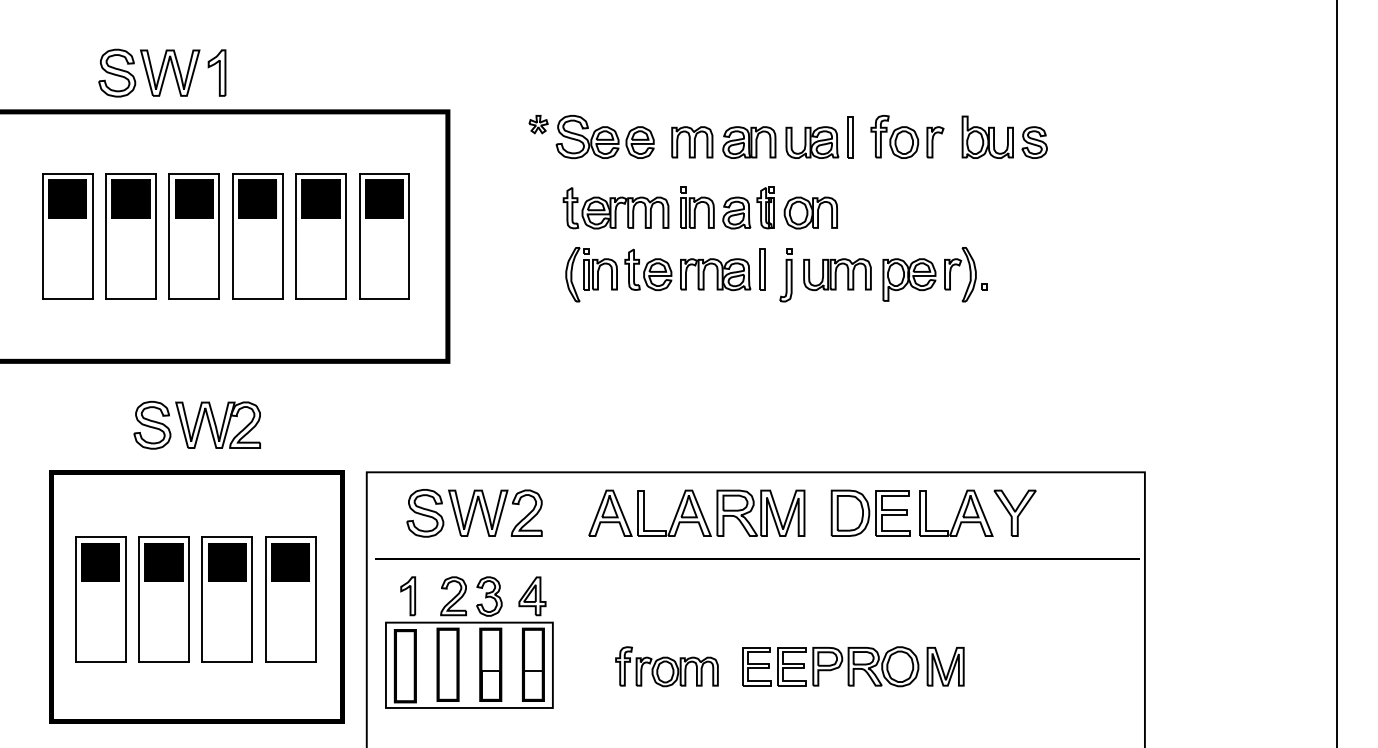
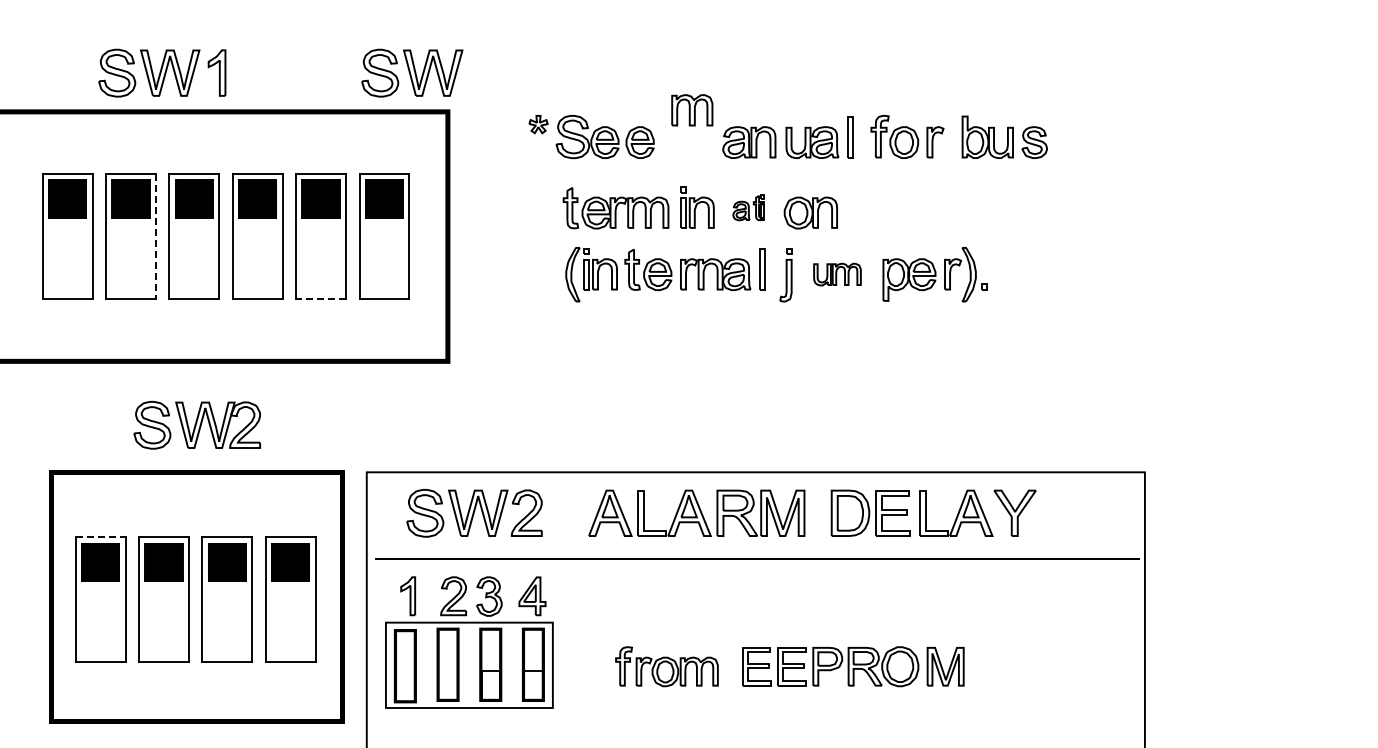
part: none -> present (412, 72)
part position: (692, 142) -> (692, 110) (692, 110)
part size: 53x44 px -> 33x28 px (748, 207)
line: solid -> dashed (155, 237)
part size: 69x33 px -> 49x25 px (837, 274)
line: solid -> dashed (321, 298)
line: present -> none (1336, 373)
line: solid -> dashed (100, 537)
